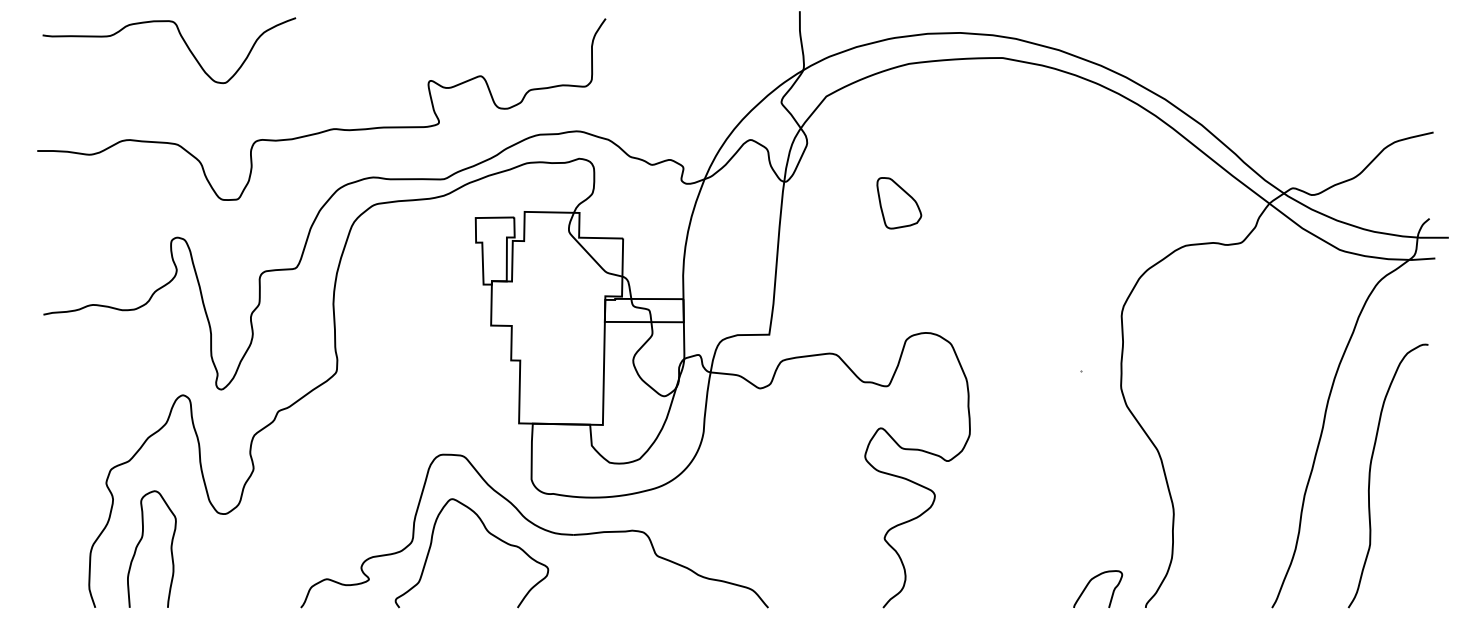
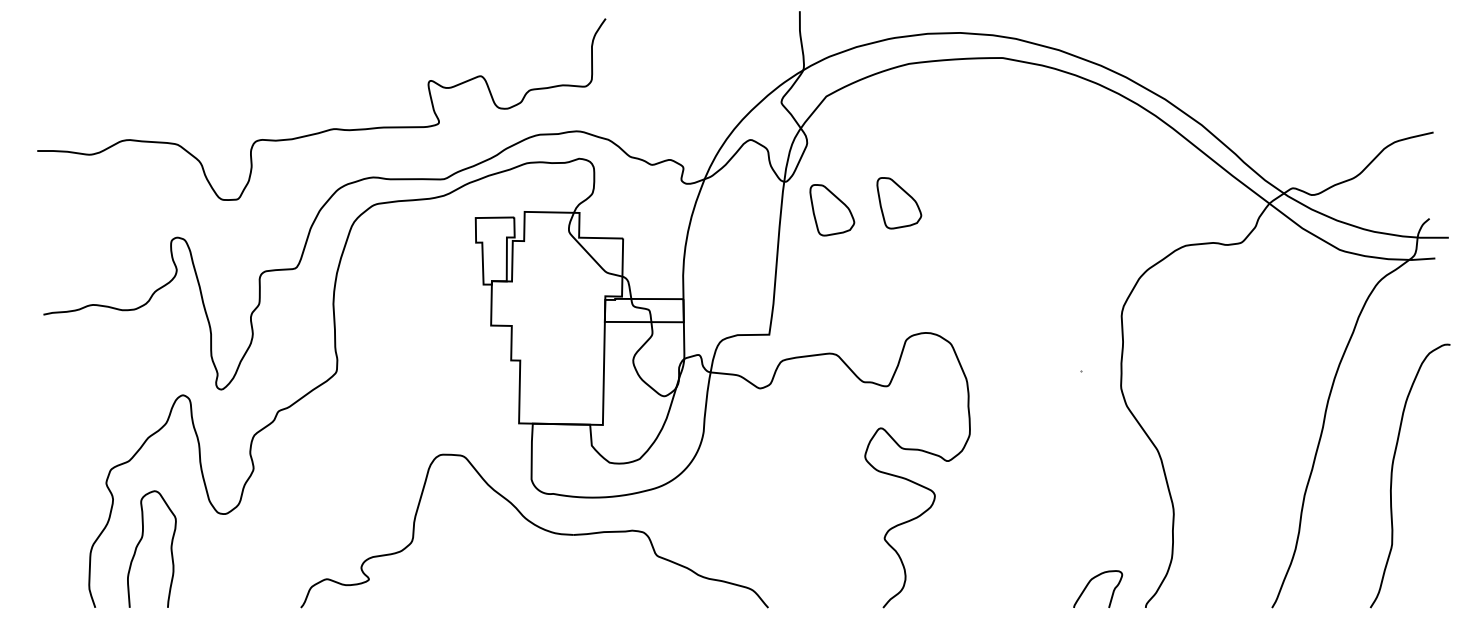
curve: present -> none (184, 43)
part: none -> present (832, 210)
curve position: (1370, 475) -> (1392, 475) (1392, 475)
curve: present -> none (488, 533)
